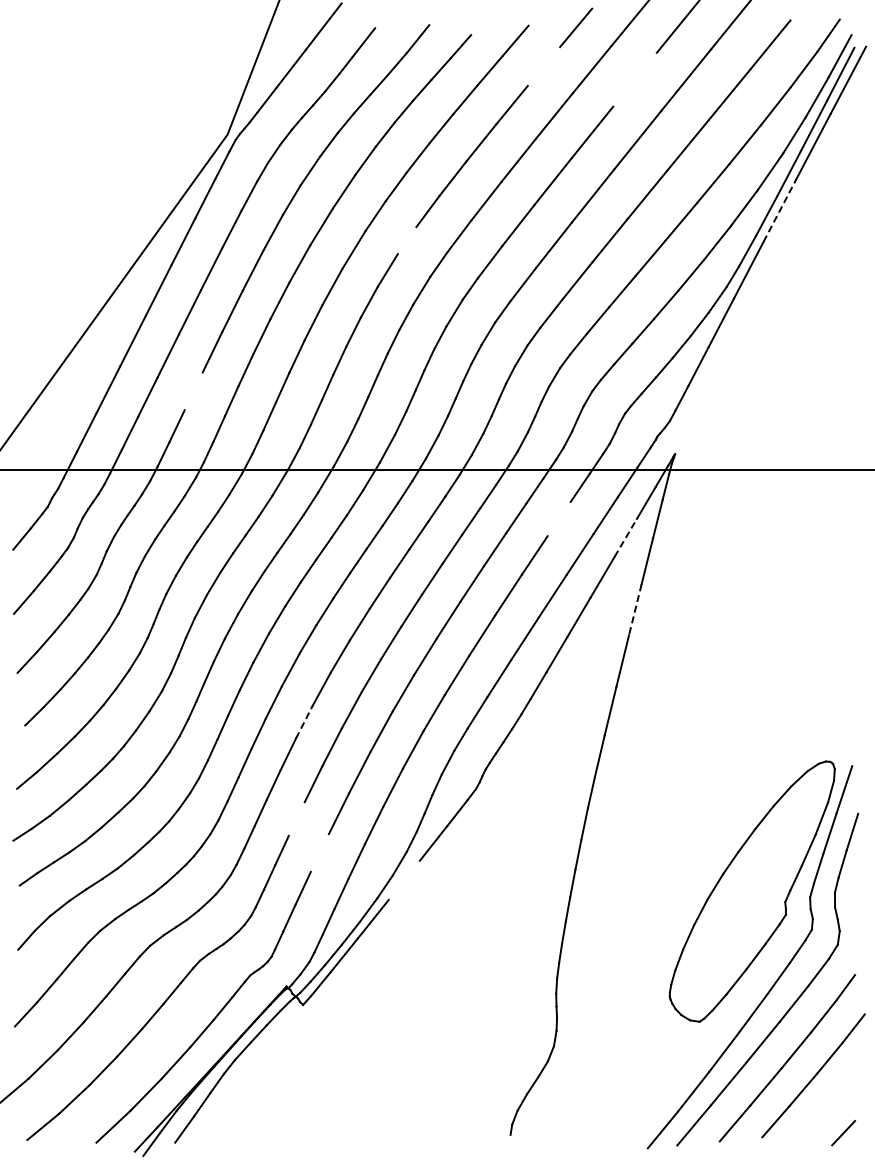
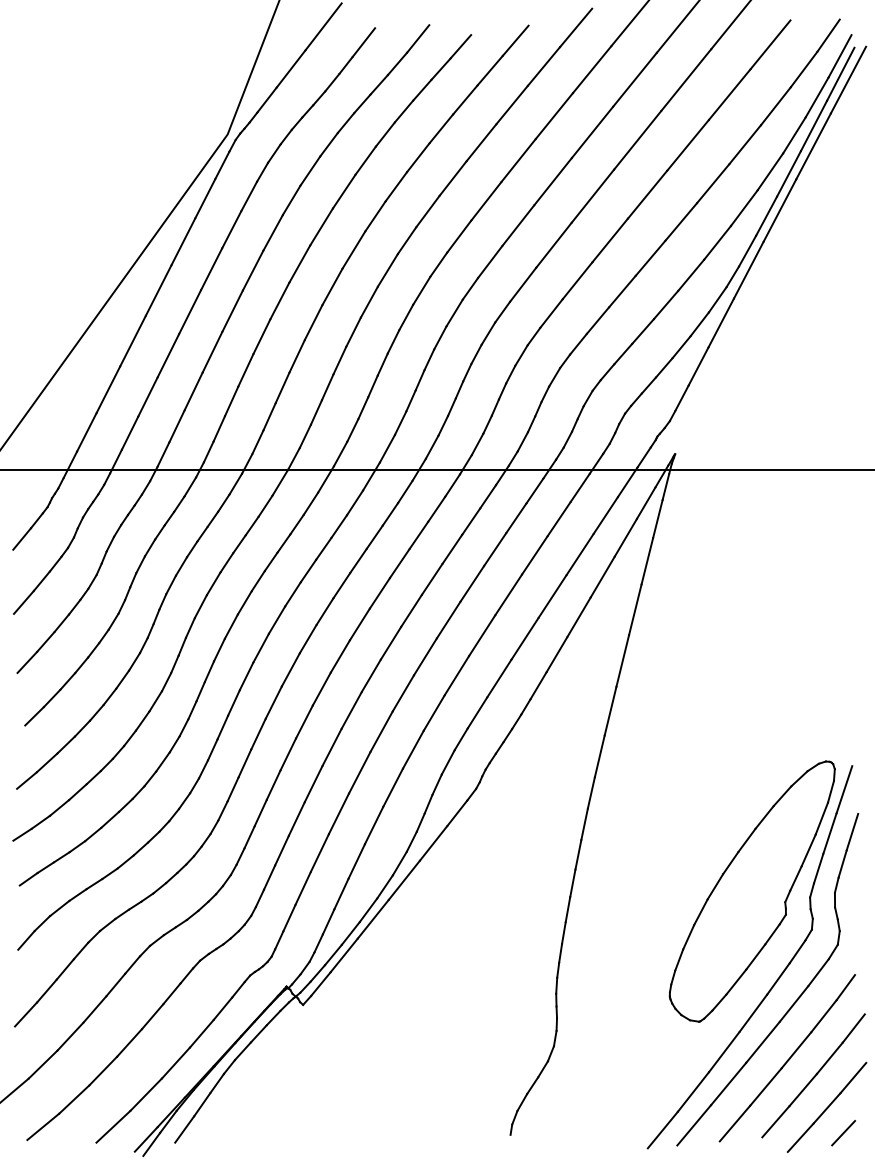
line: none -> present (543, 66)
line: none -> present (634, 79)
line: dashed -> solid (780, 210)
line: none -> present (406, 240)
line: none -> present (193, 391)
line: none -> present (558, 518)
line: dashed -> solid (625, 537)
line: dashed -> solid (635, 610)
line: dashed -> solid (304, 721)
line: none -> present (296, 818)
line: none -> present (319, 852)
line: none -> present (403, 879)
line: none -> present (827, 1106)
